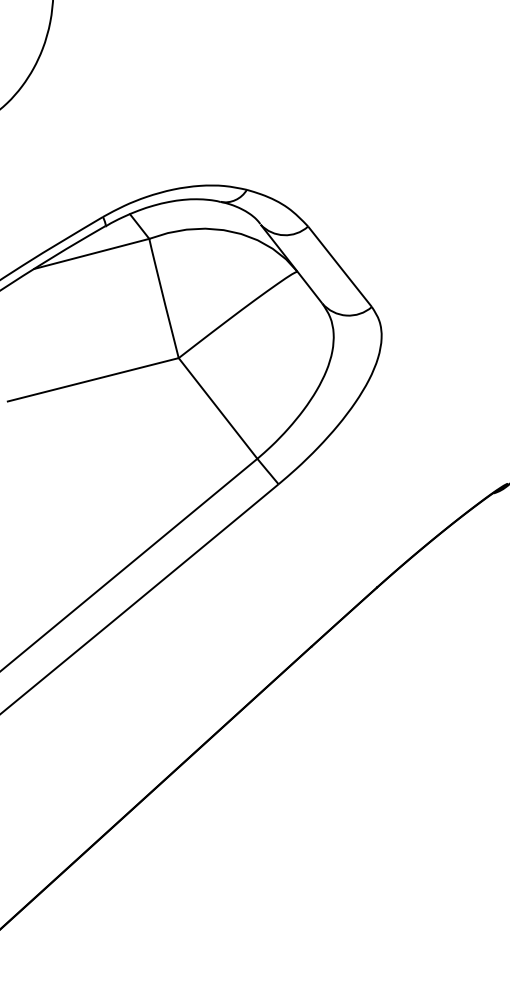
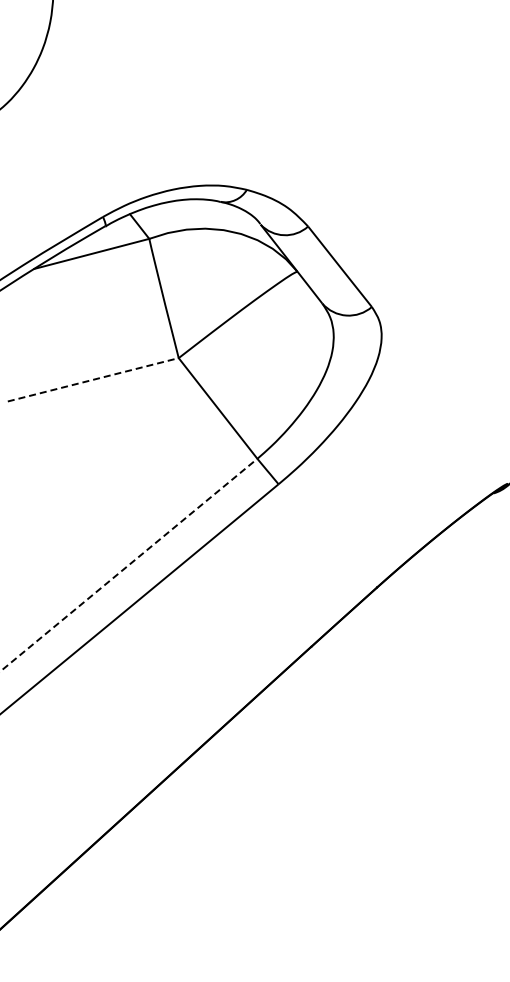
line: solid -> dashed (93, 379)
line: solid -> dashed (128, 565)
